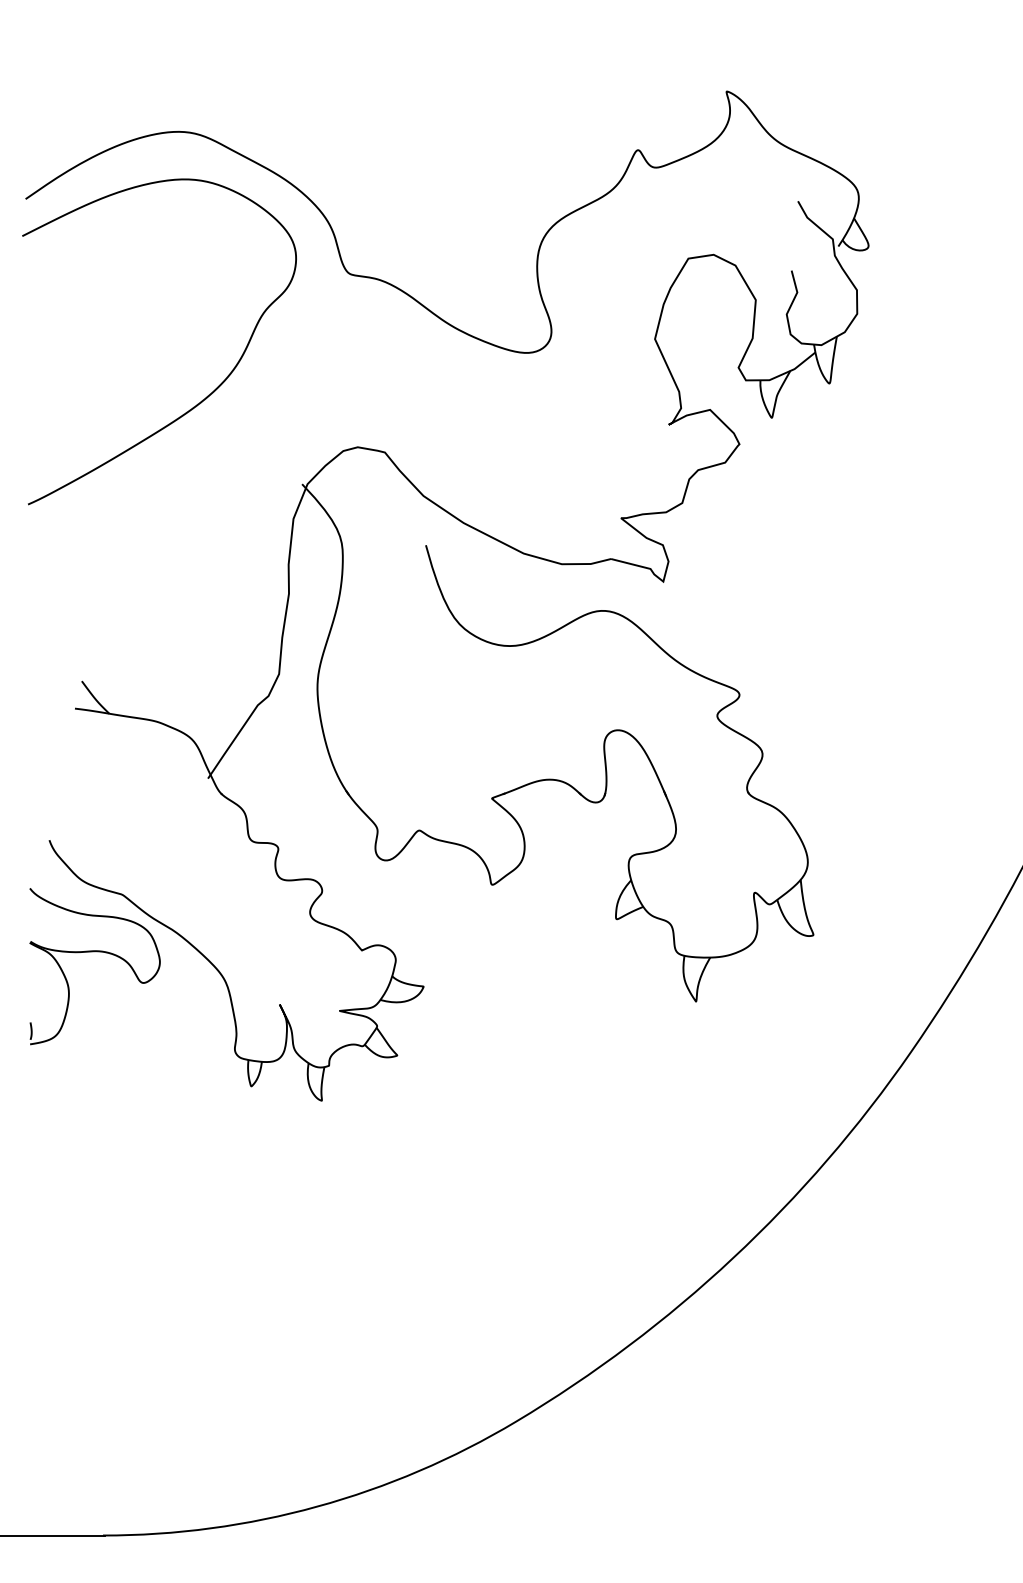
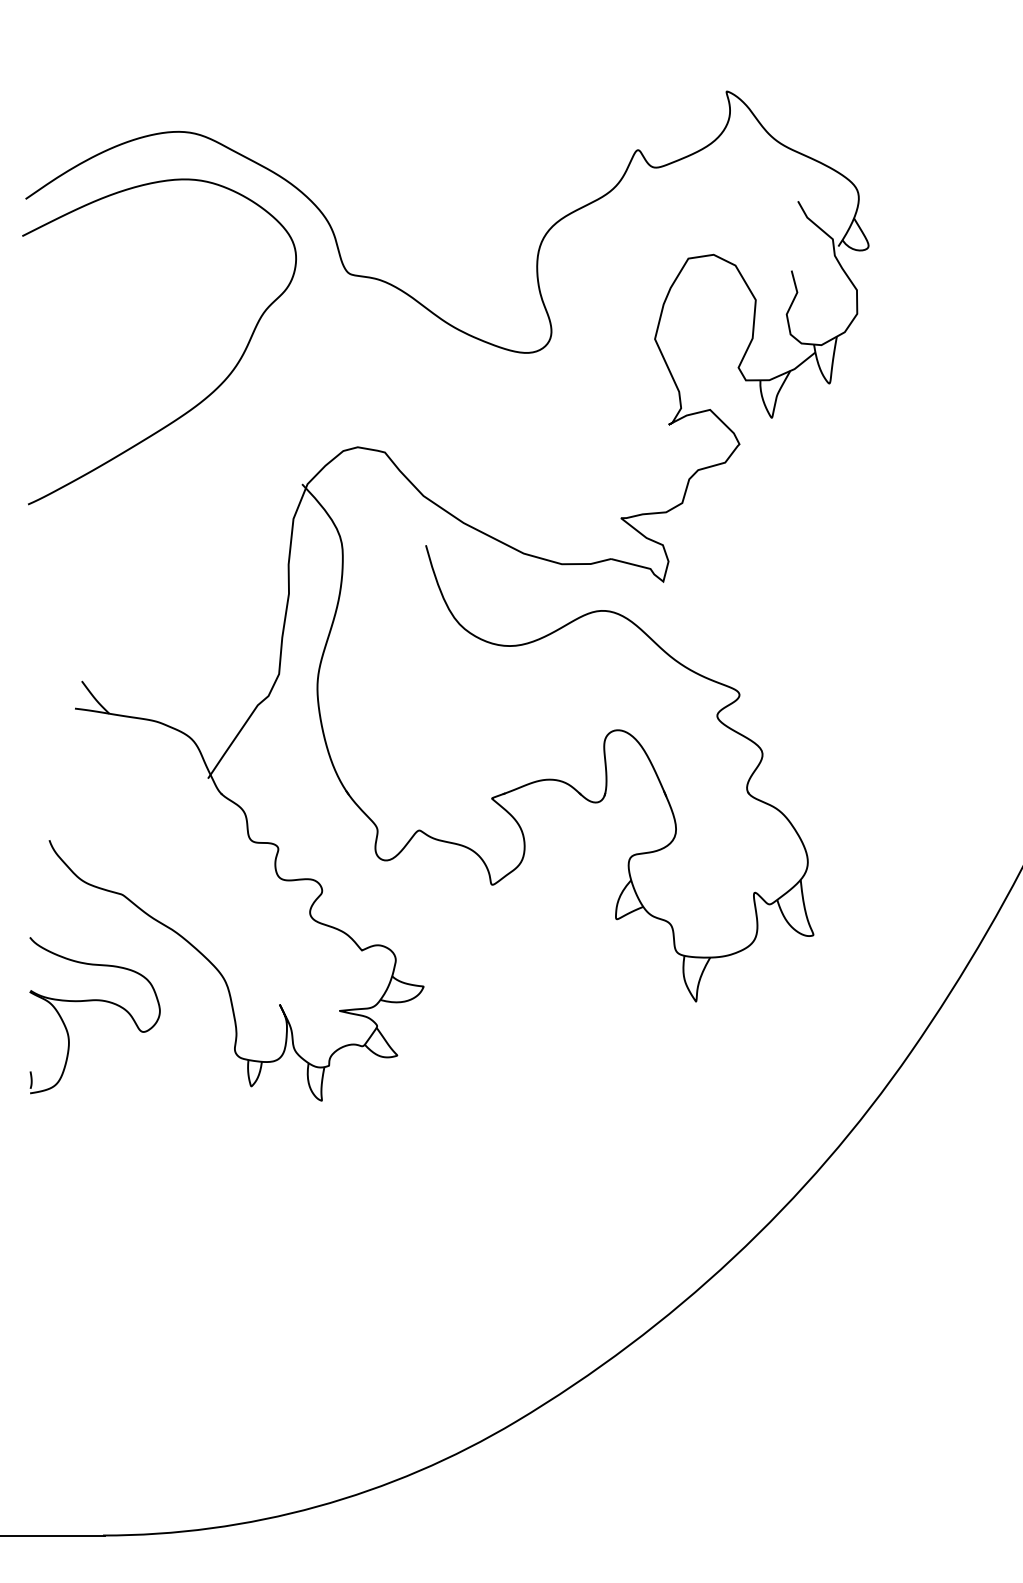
part position: (94, 952) -> (94, 1001) (94, 1001)
